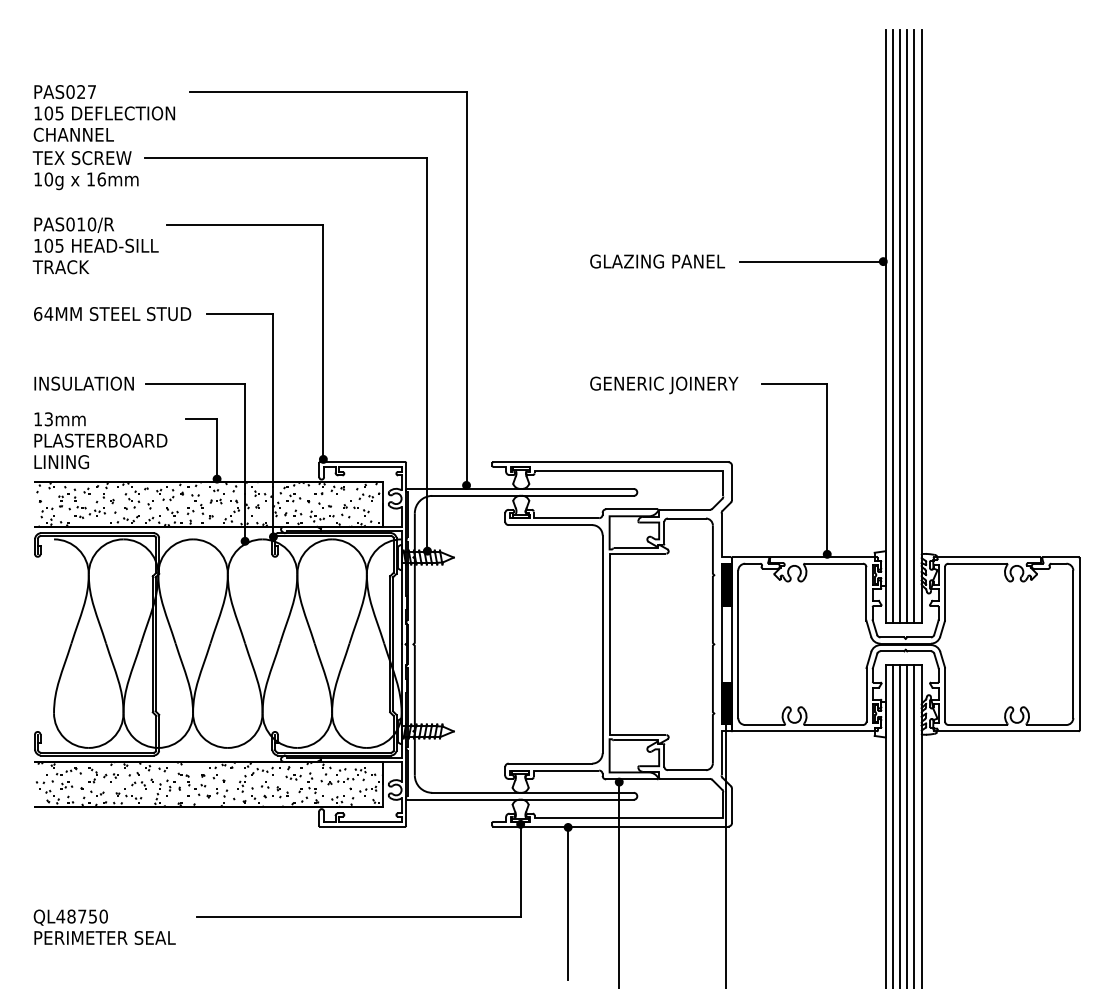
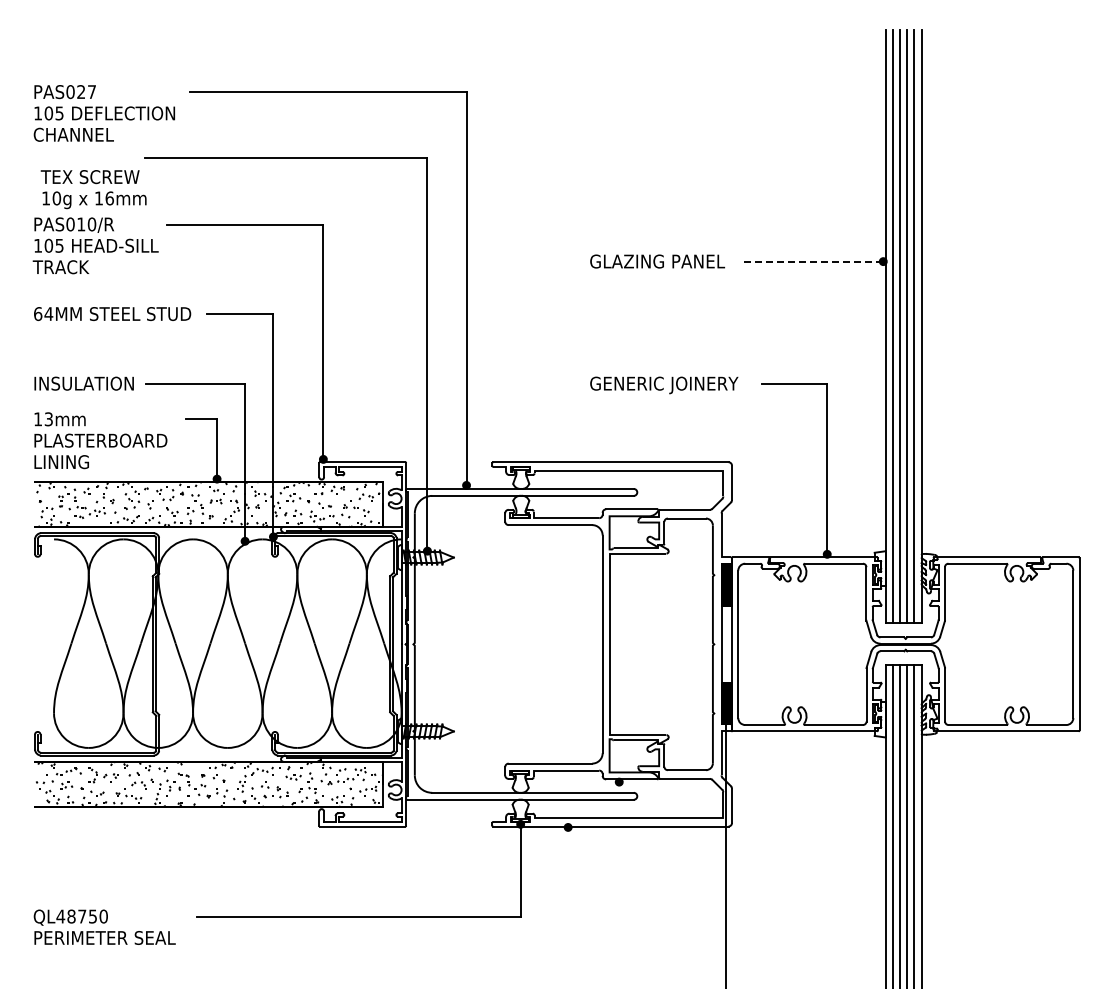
text position: (85, 170) -> (93, 189) (93, 189)
line: solid -> dashed (811, 261)
line: present -> none (619, 883)
line: present -> none (568, 903)
